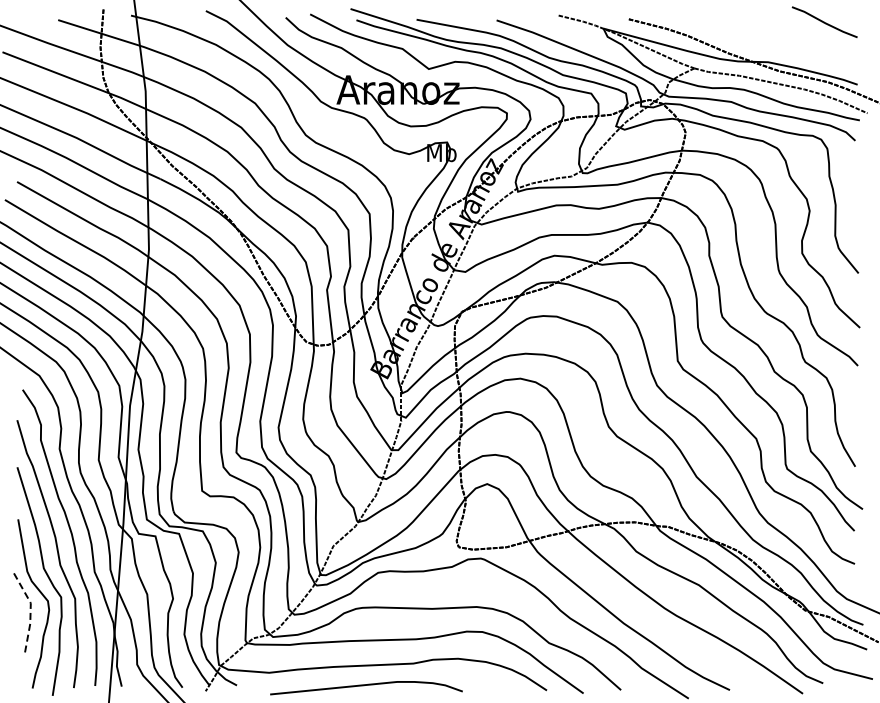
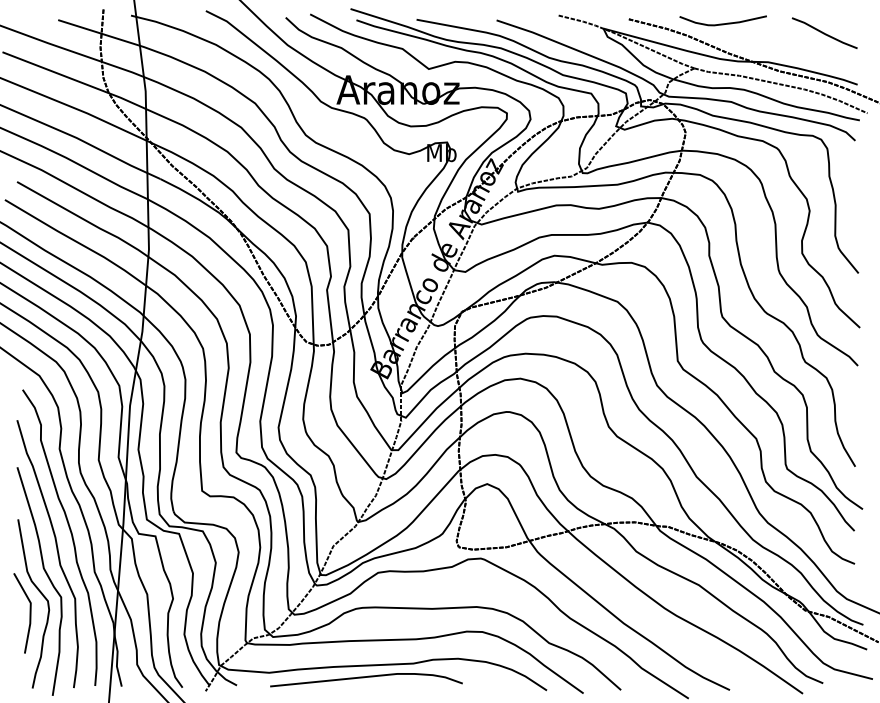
line position: (824, 21) -> (824, 32) (824, 32)
curve: none -> present (722, 23)
line: dashed -> solid (30, 611)
curve position: (364, 686) -> (364, 678) (364, 678)
